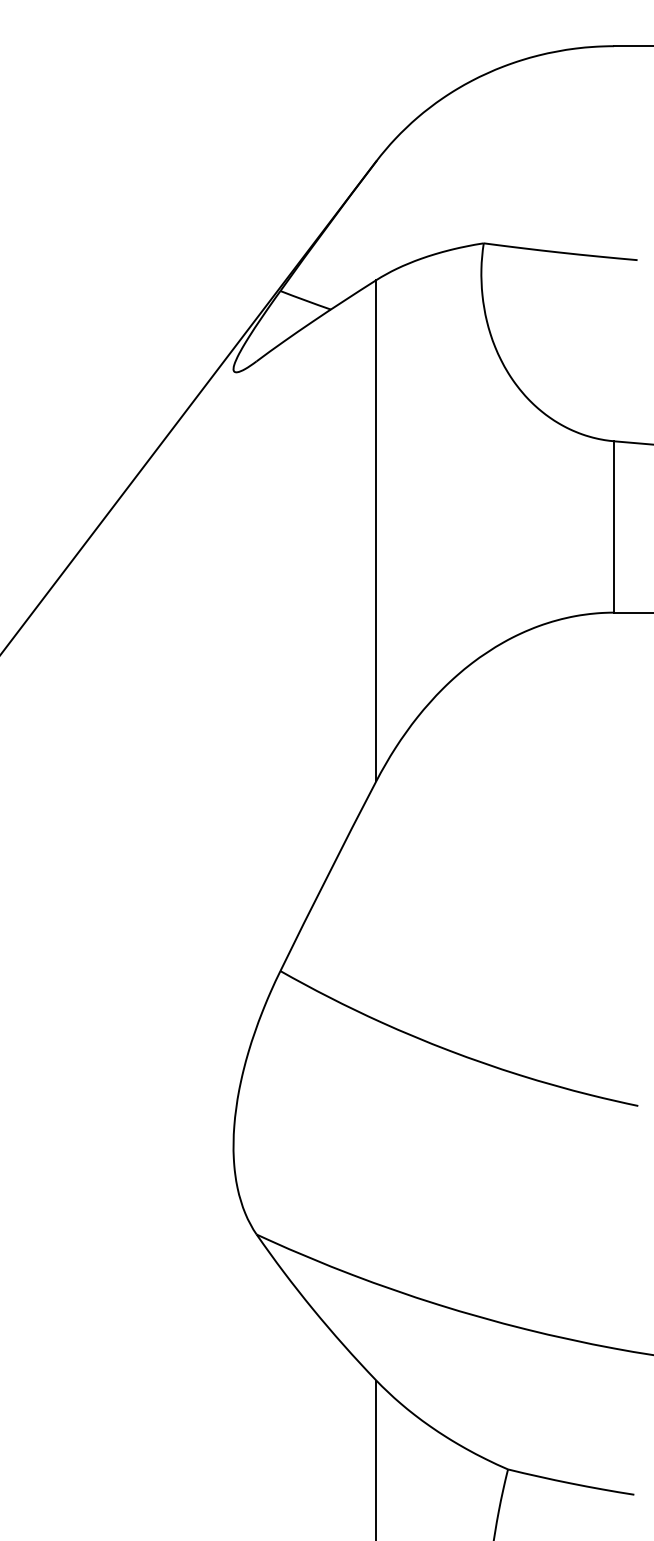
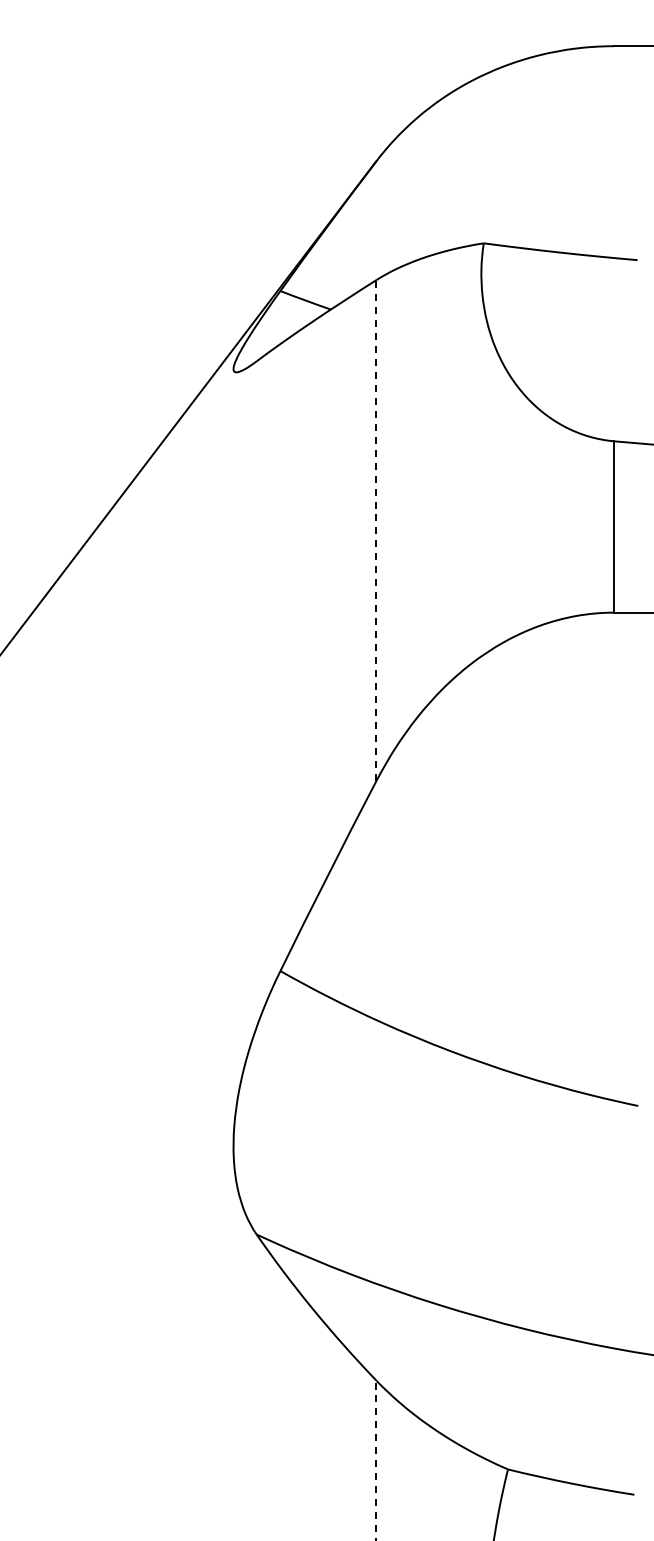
line: solid -> dashed (376, 530)
line: solid -> dashed (376, 1460)
